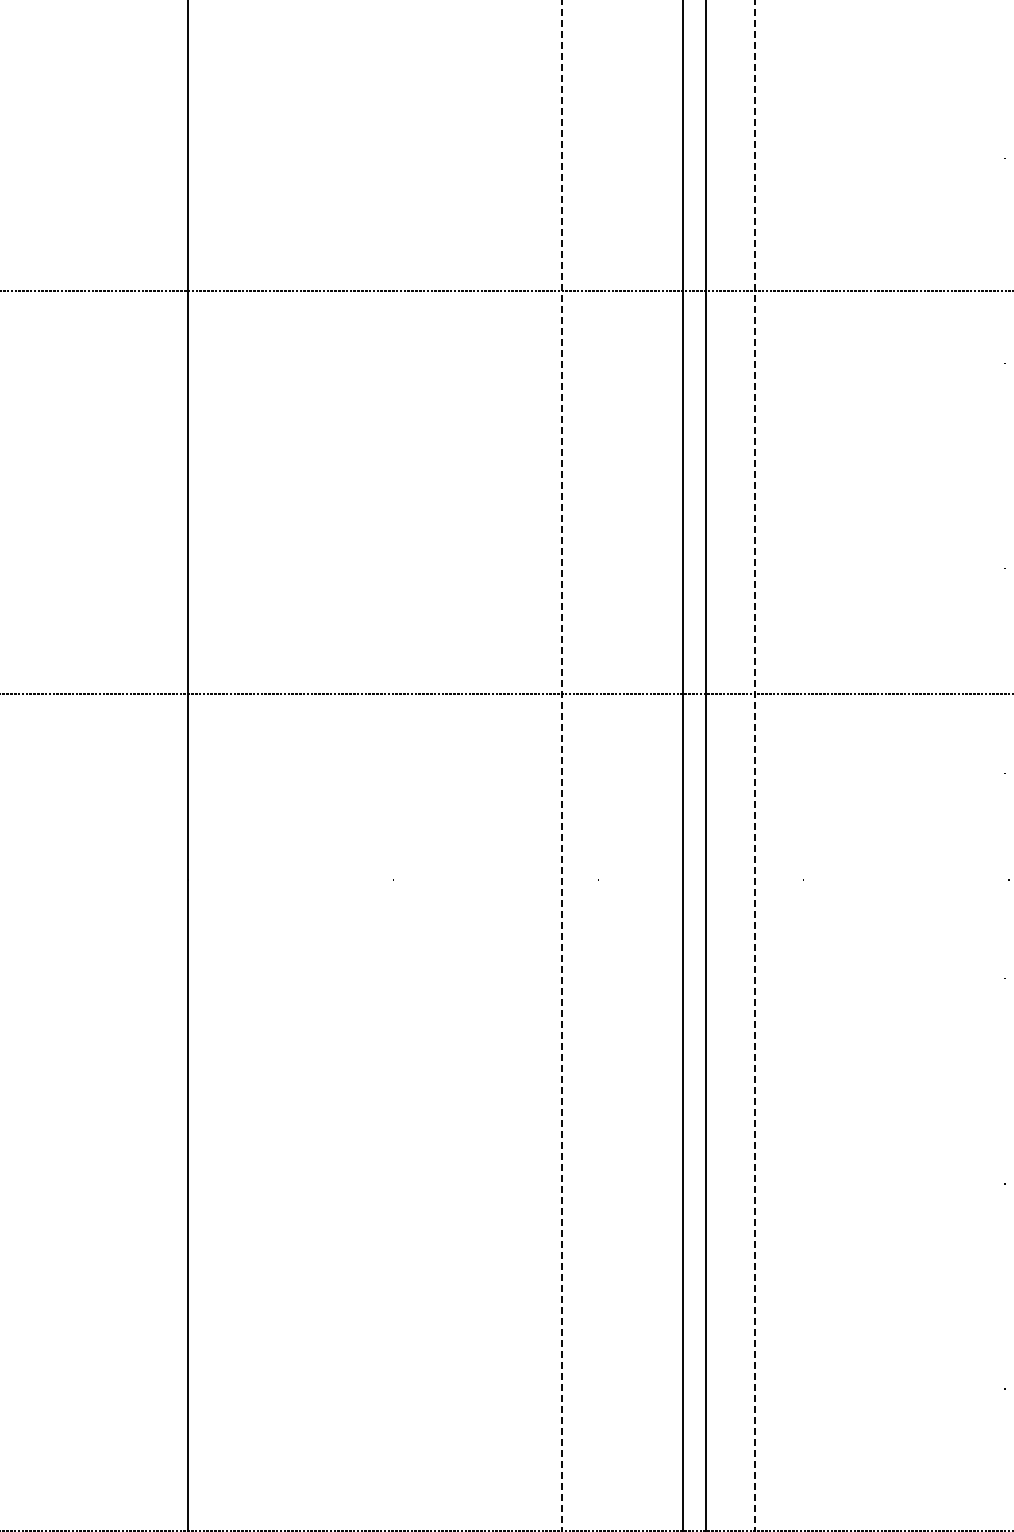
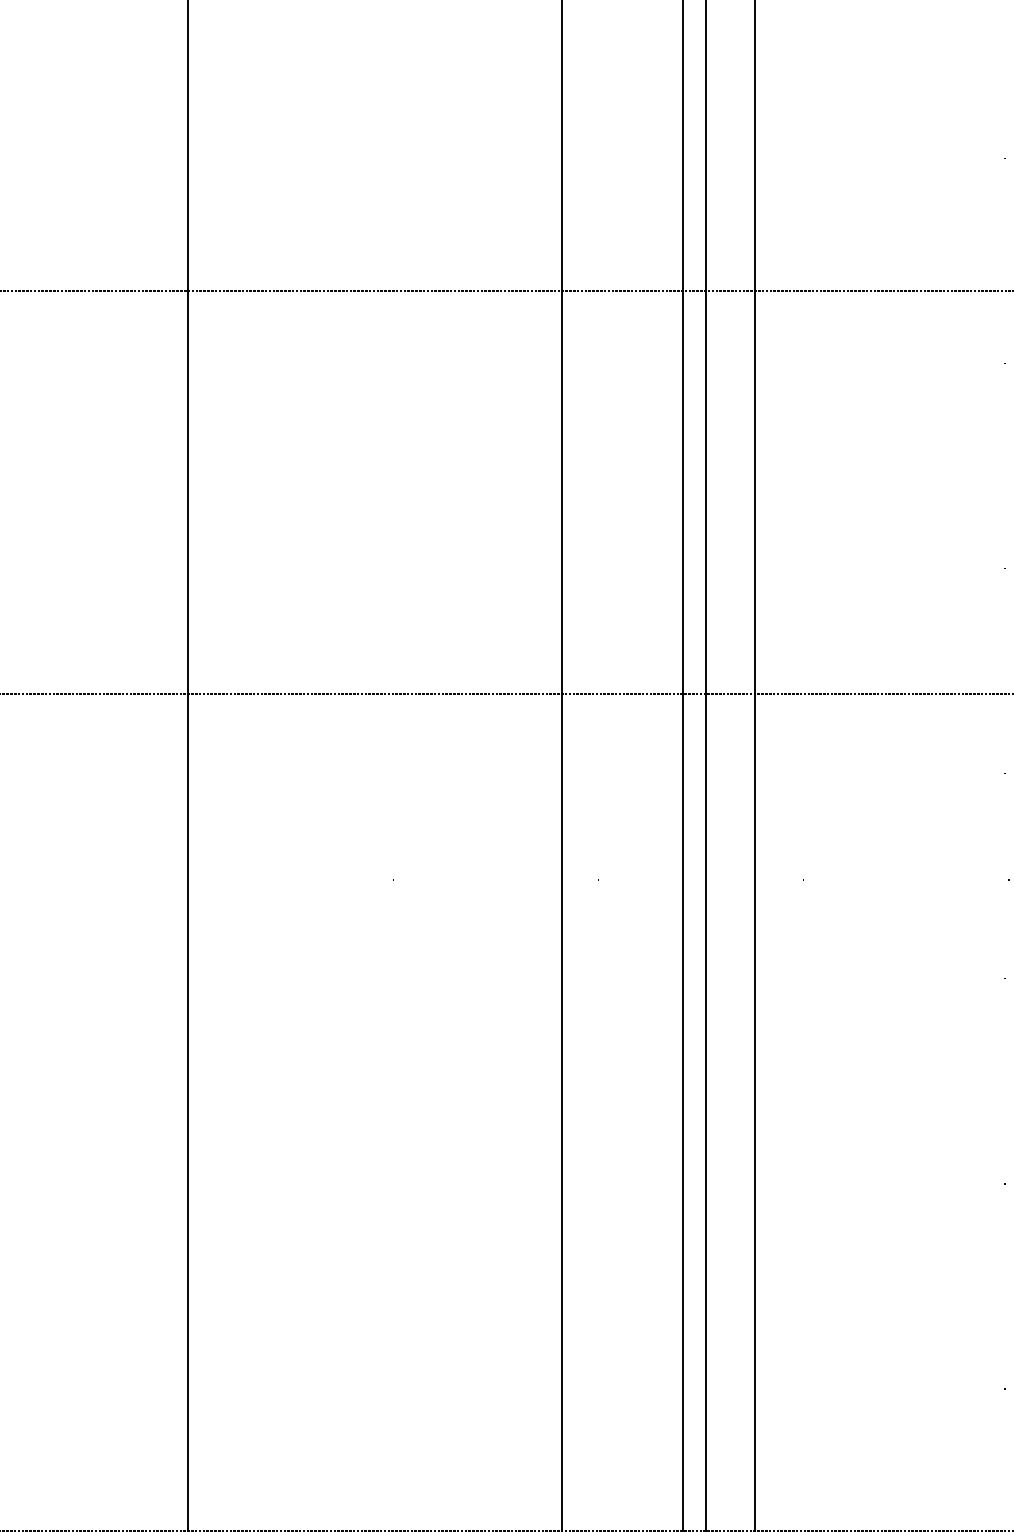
line: dashed -> solid (561, 765)
line: dashed -> solid (754, 765)
